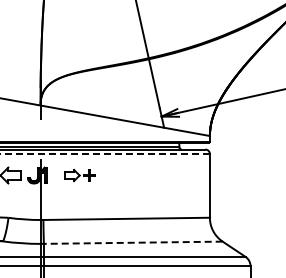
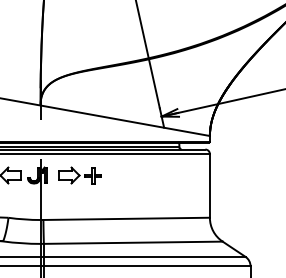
line: dashed -> solid (104, 154)
part size: 32x14 px -> 44x19 px (79, 175)
line: dashed -> solid (132, 242)
